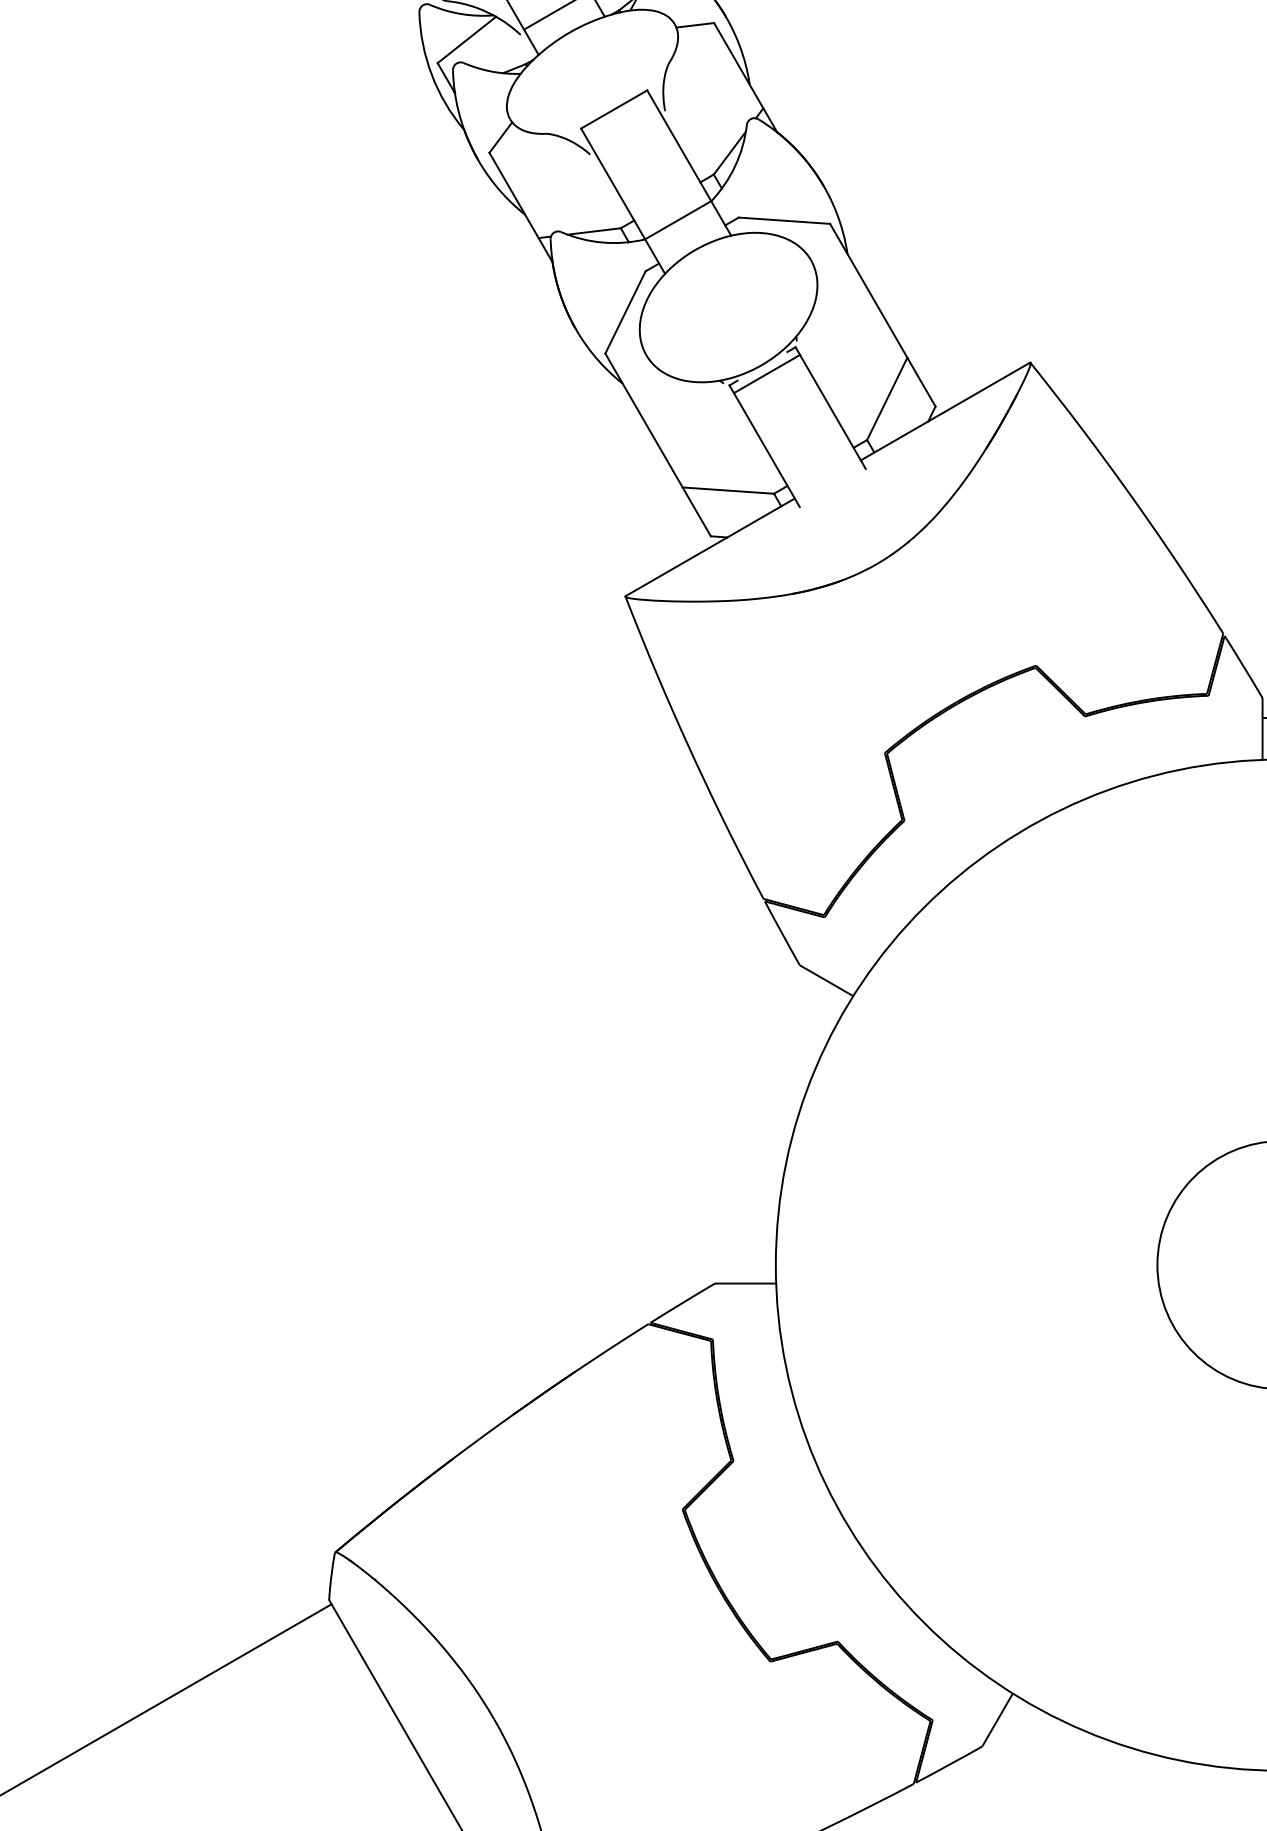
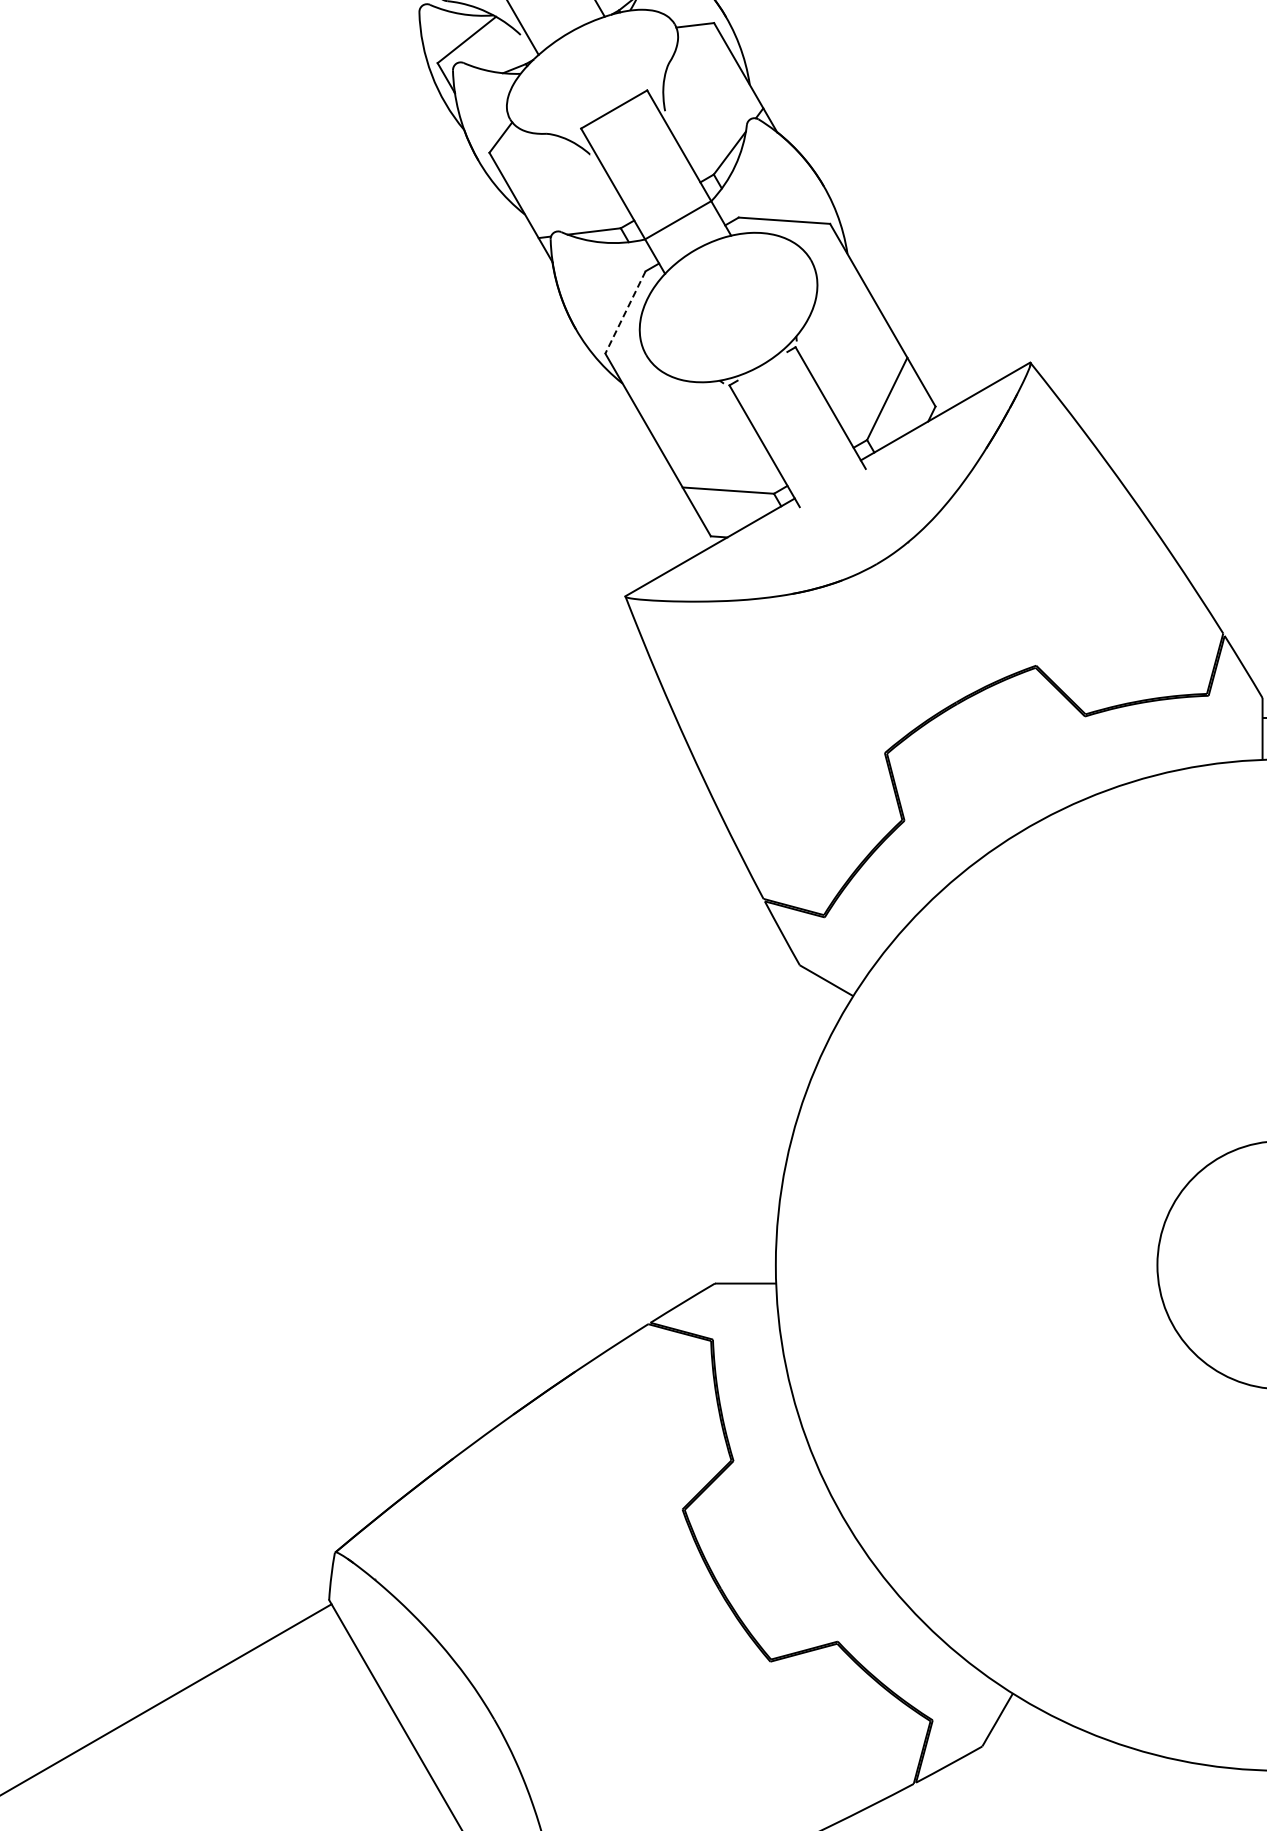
line: present -> none (547, 15)
line: solid -> dashed (625, 312)
line: present -> none (766, 373)
